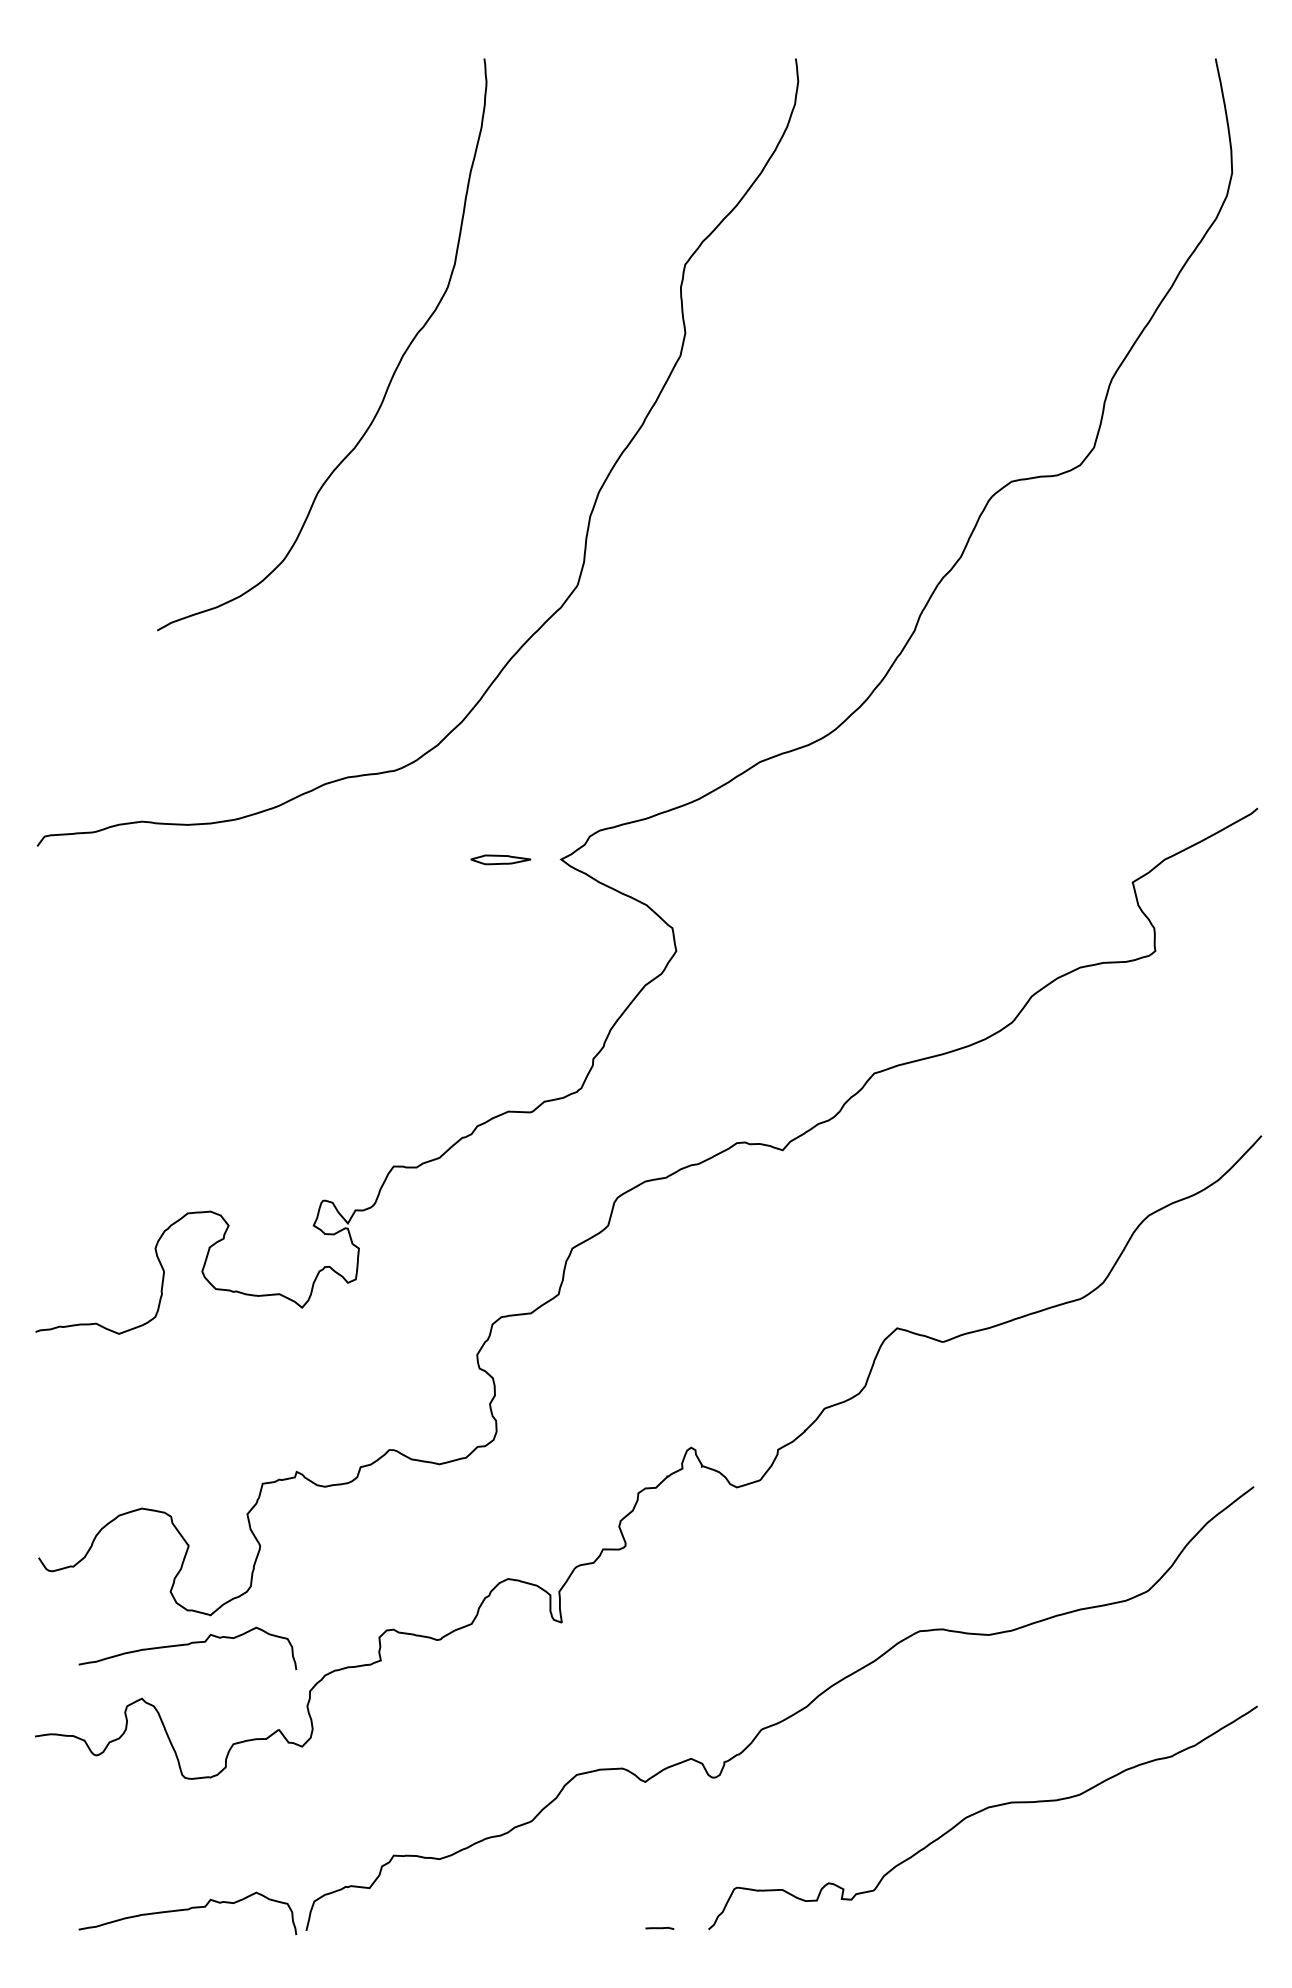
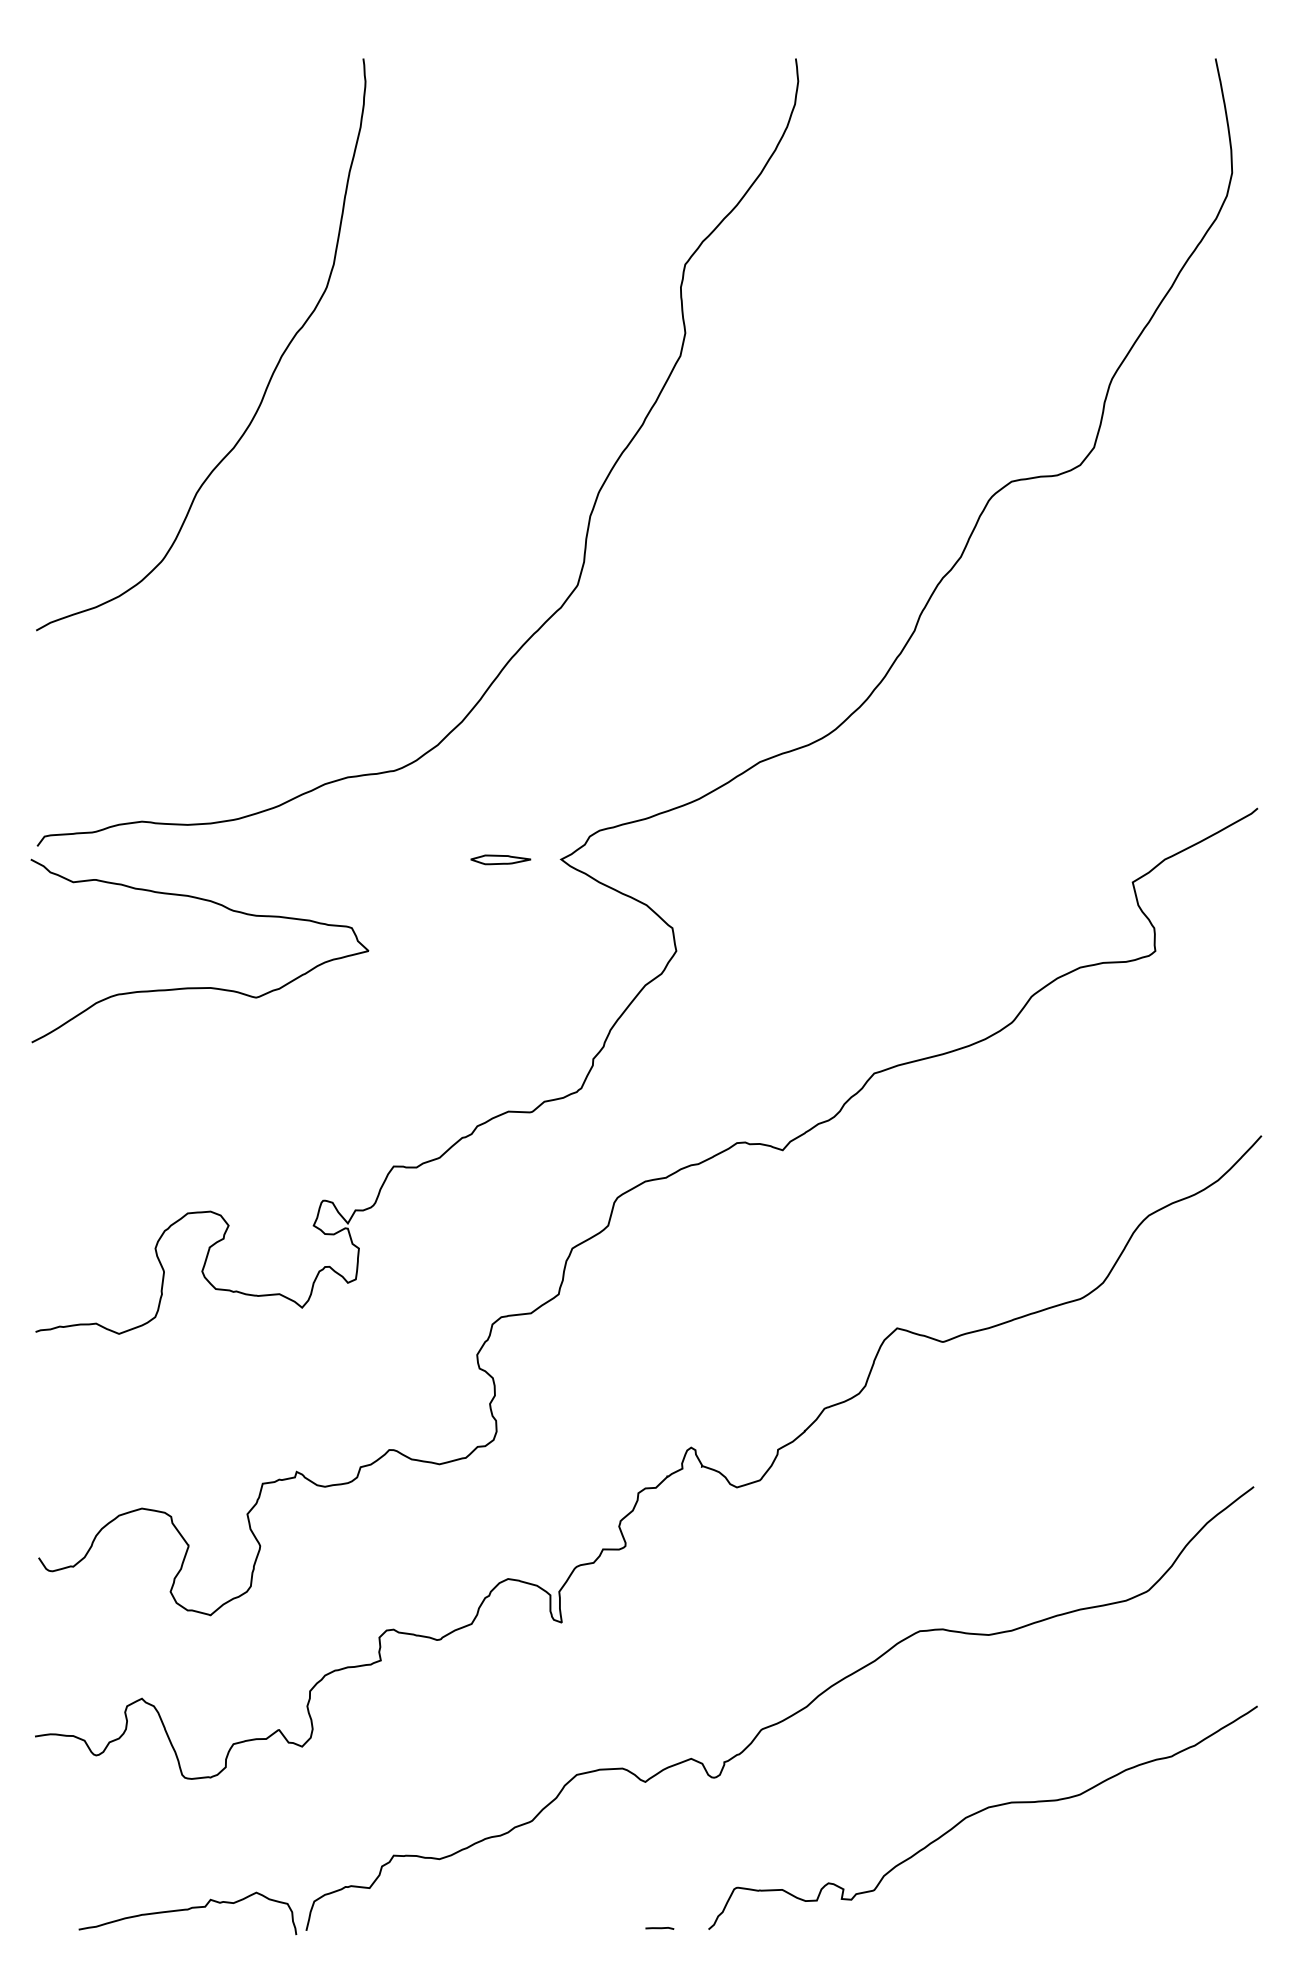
curve position: (391, 376) -> (270, 376) (270, 376)
curve: none -> present (199, 987)
curve: present -> none (187, 1645)
